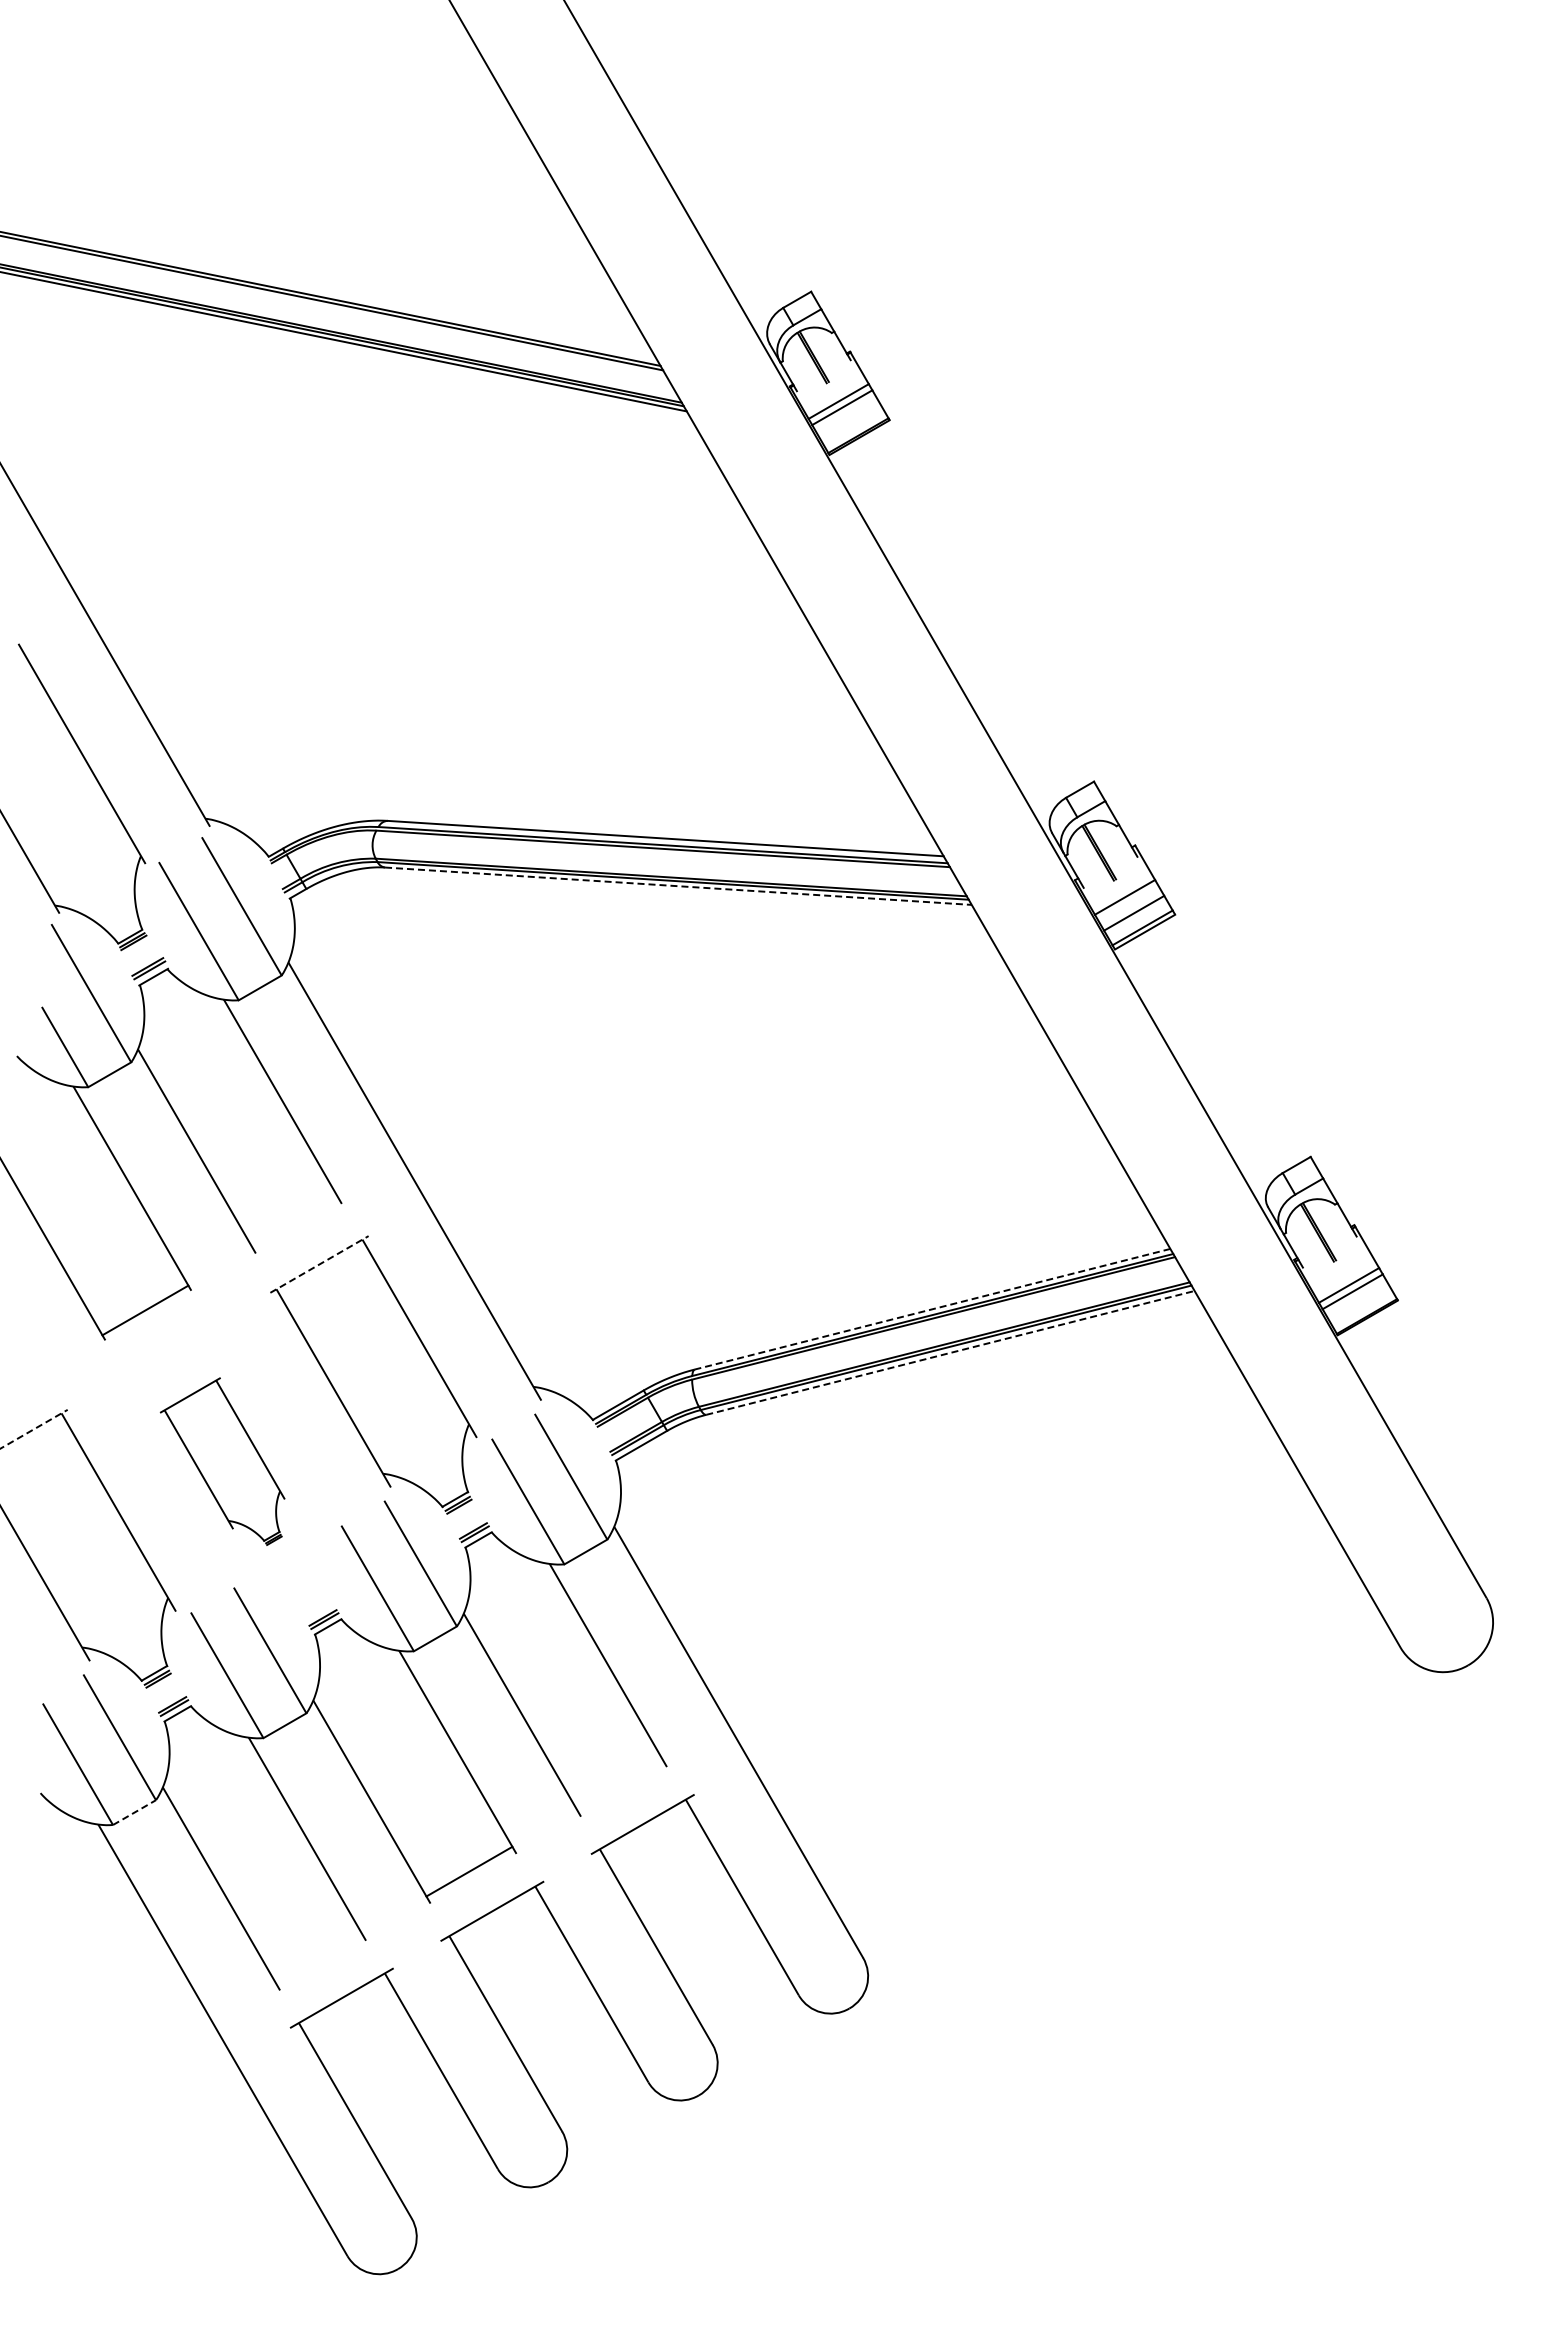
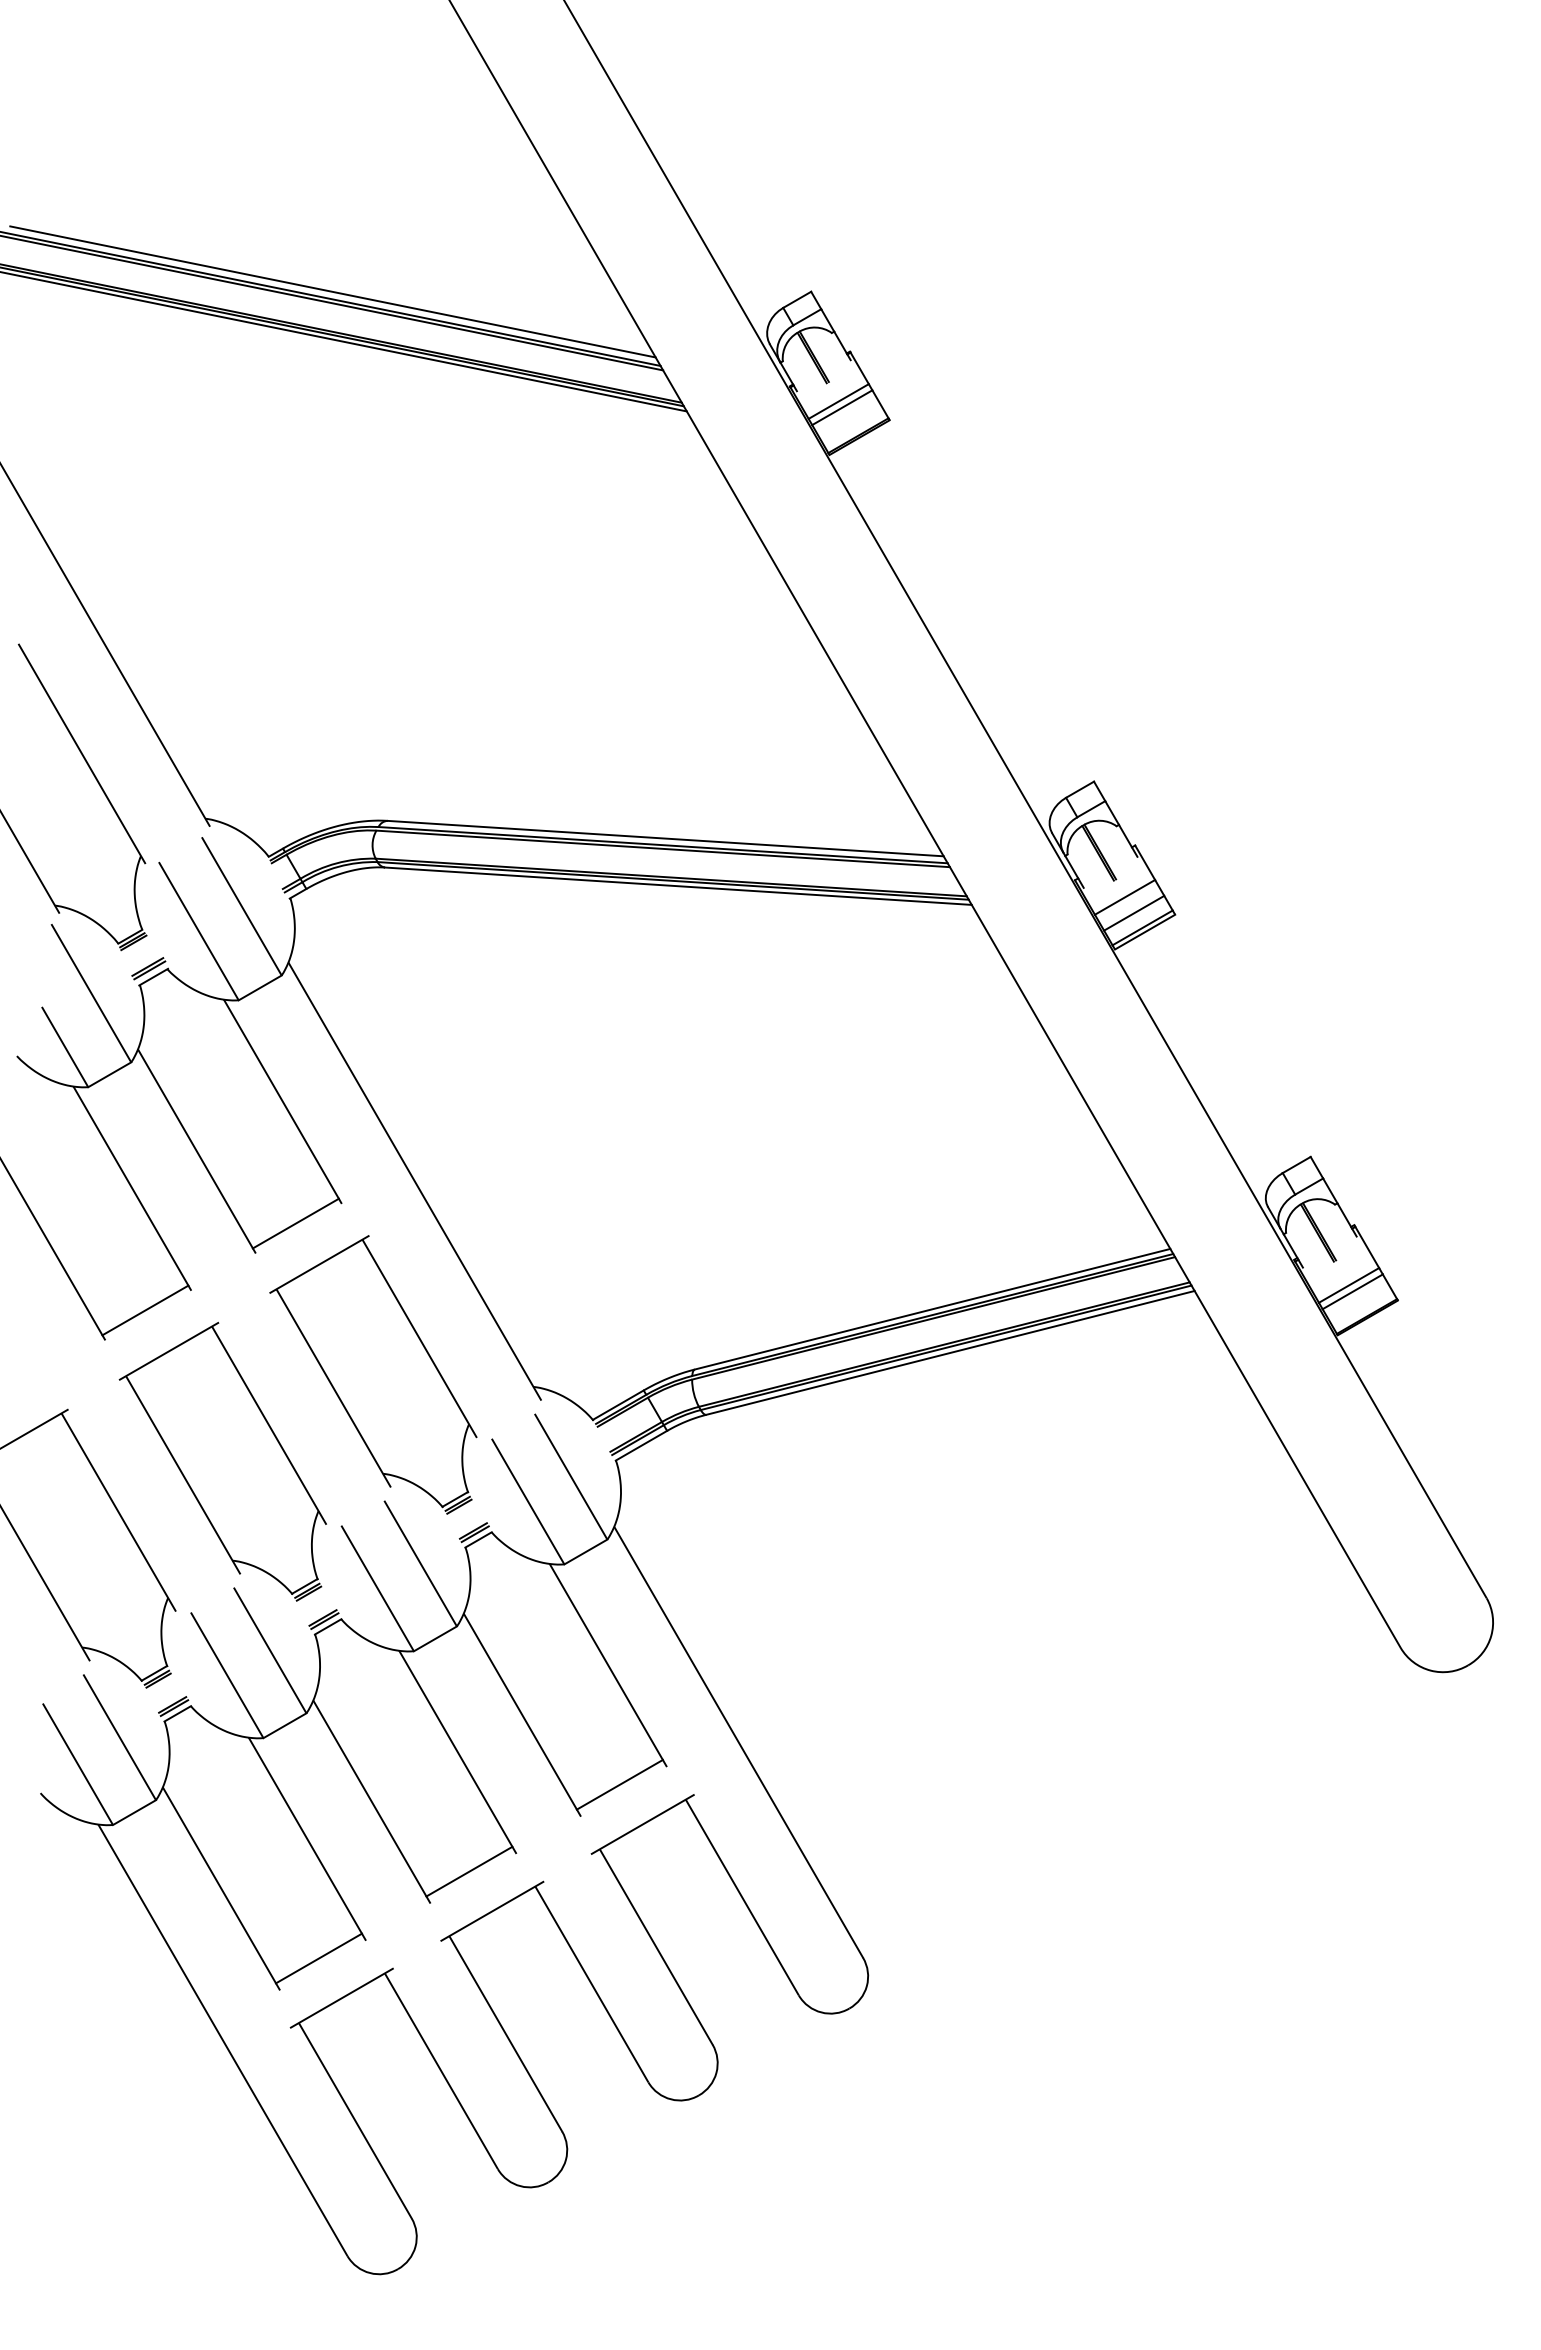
line: none -> present (332, 291)
line: dashed -> solid (678, 886)
line: none -> present (295, 1223)
line: dashed -> solid (319, 1264)
line: dashed -> solid (932, 1309)
line: dashed -> solid (950, 1352)
line: dashed -> solid (34, 1429)
part size: 127x169 px -> 209x281 px (222, 1461)
line: none -> present (619, 1784)
line: dashed -> solid (134, 1812)
line: none -> present (318, 1958)
